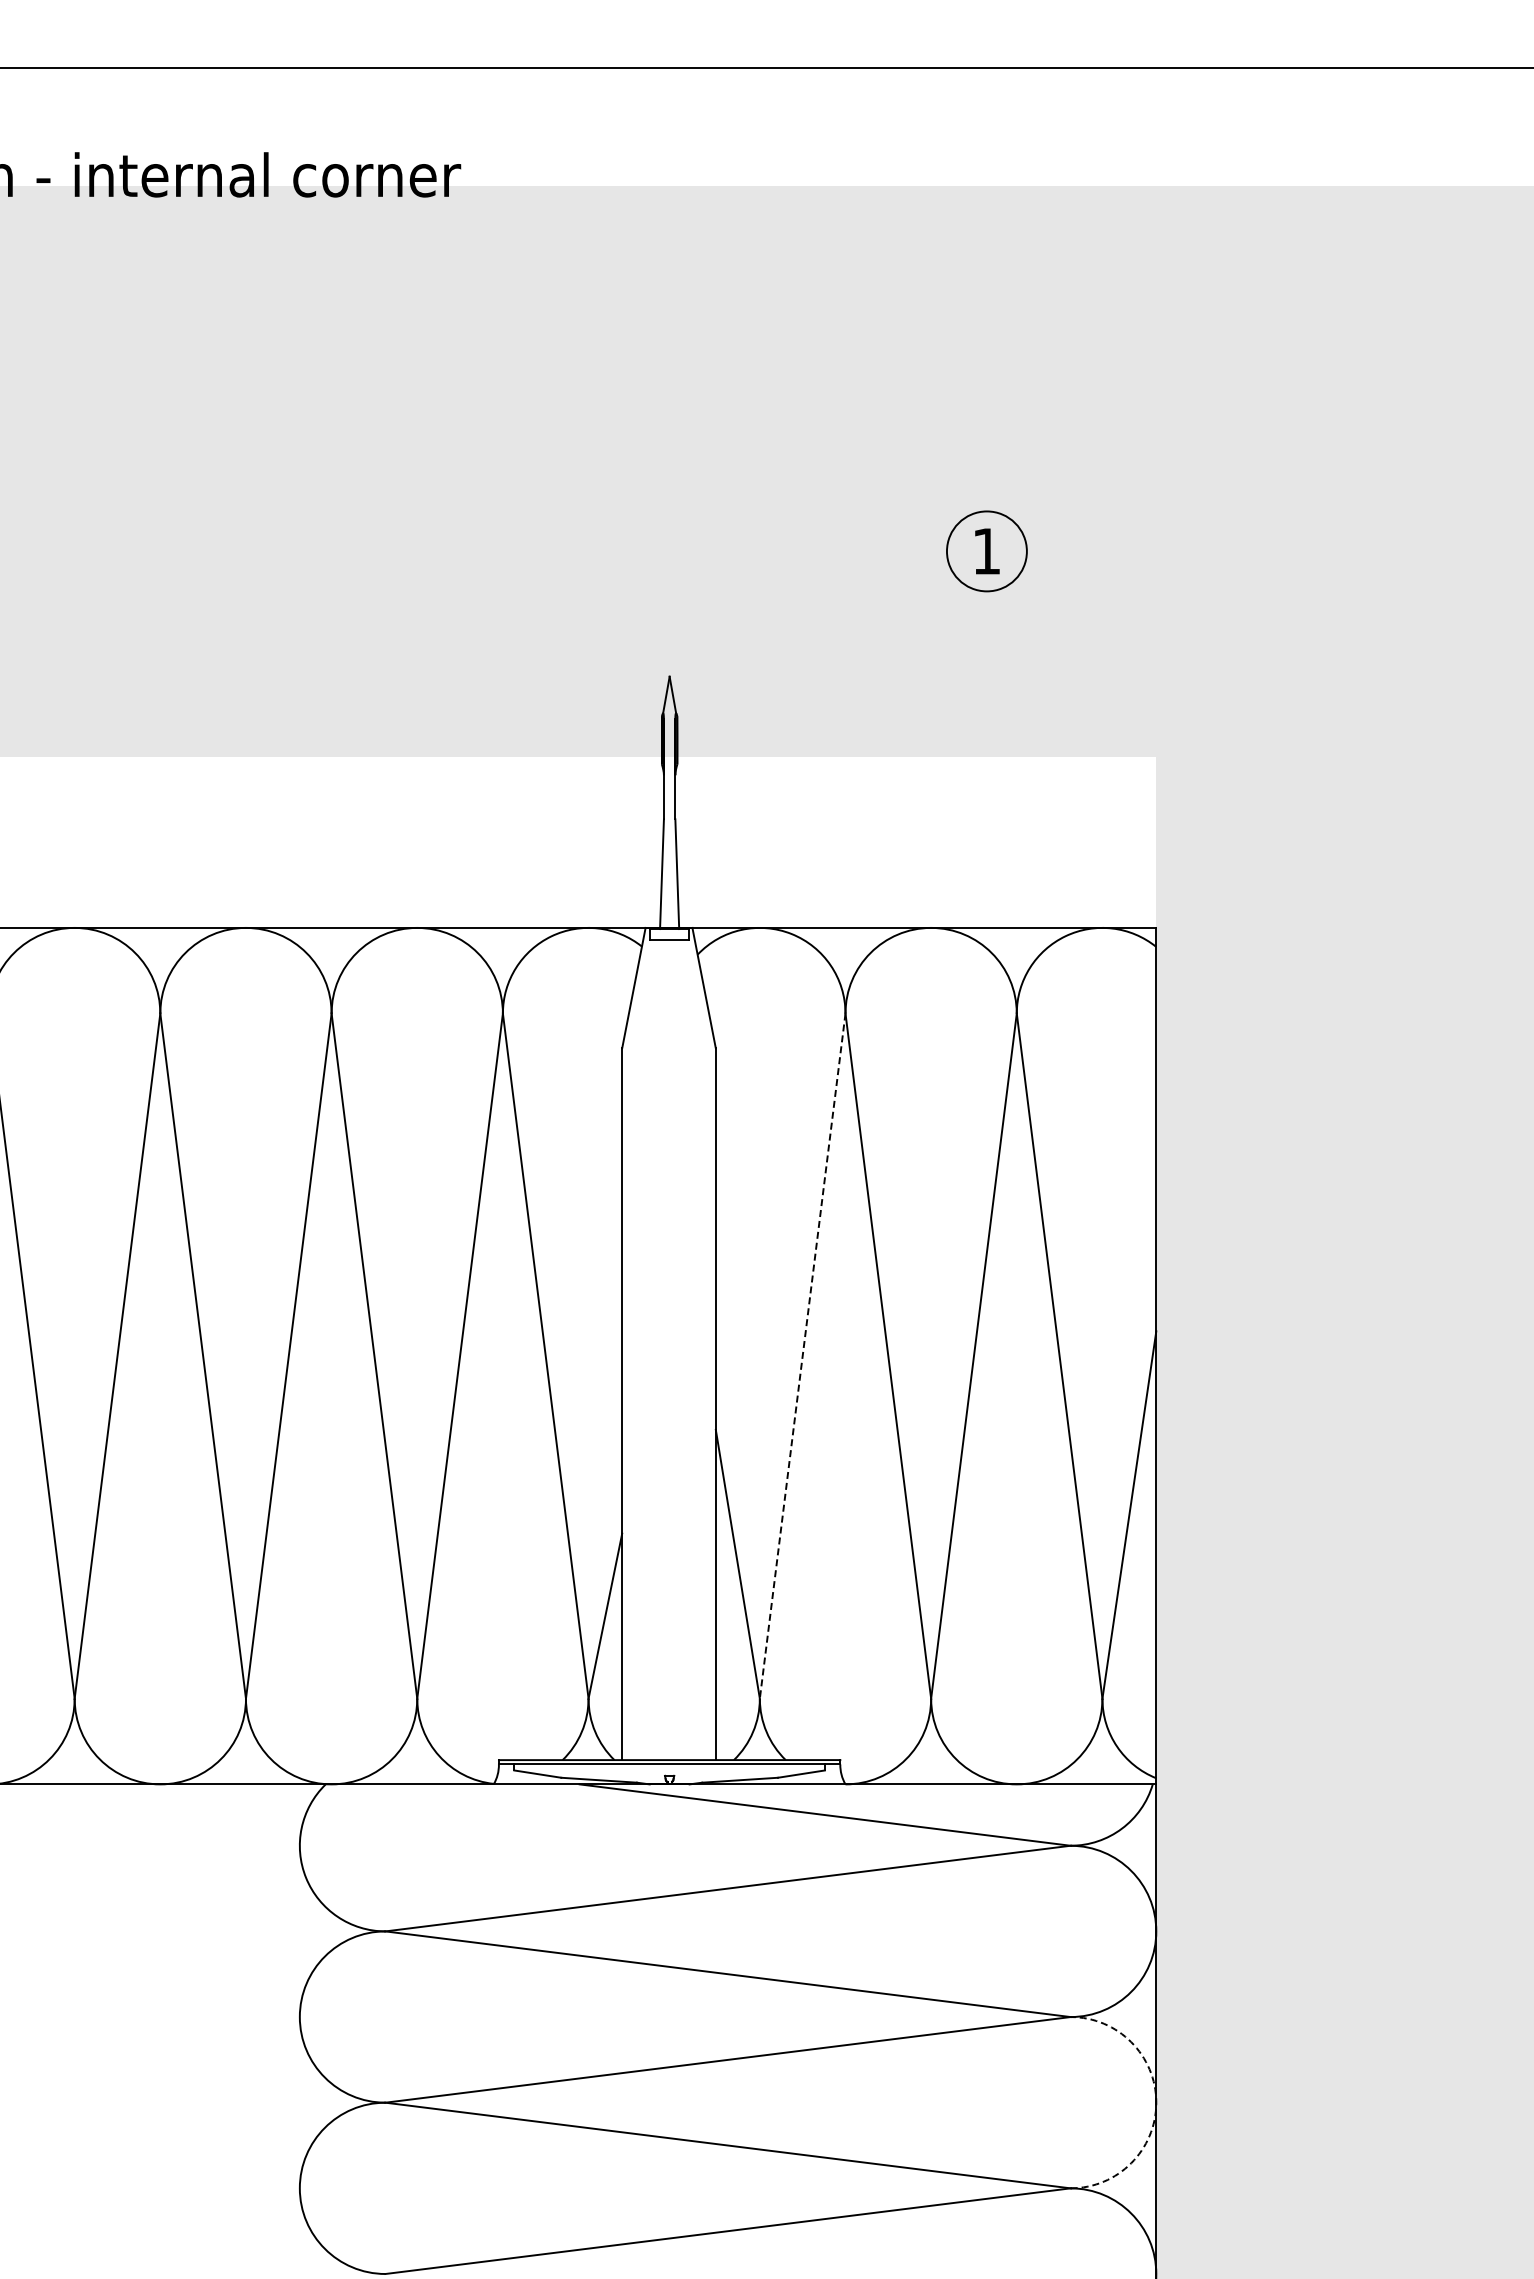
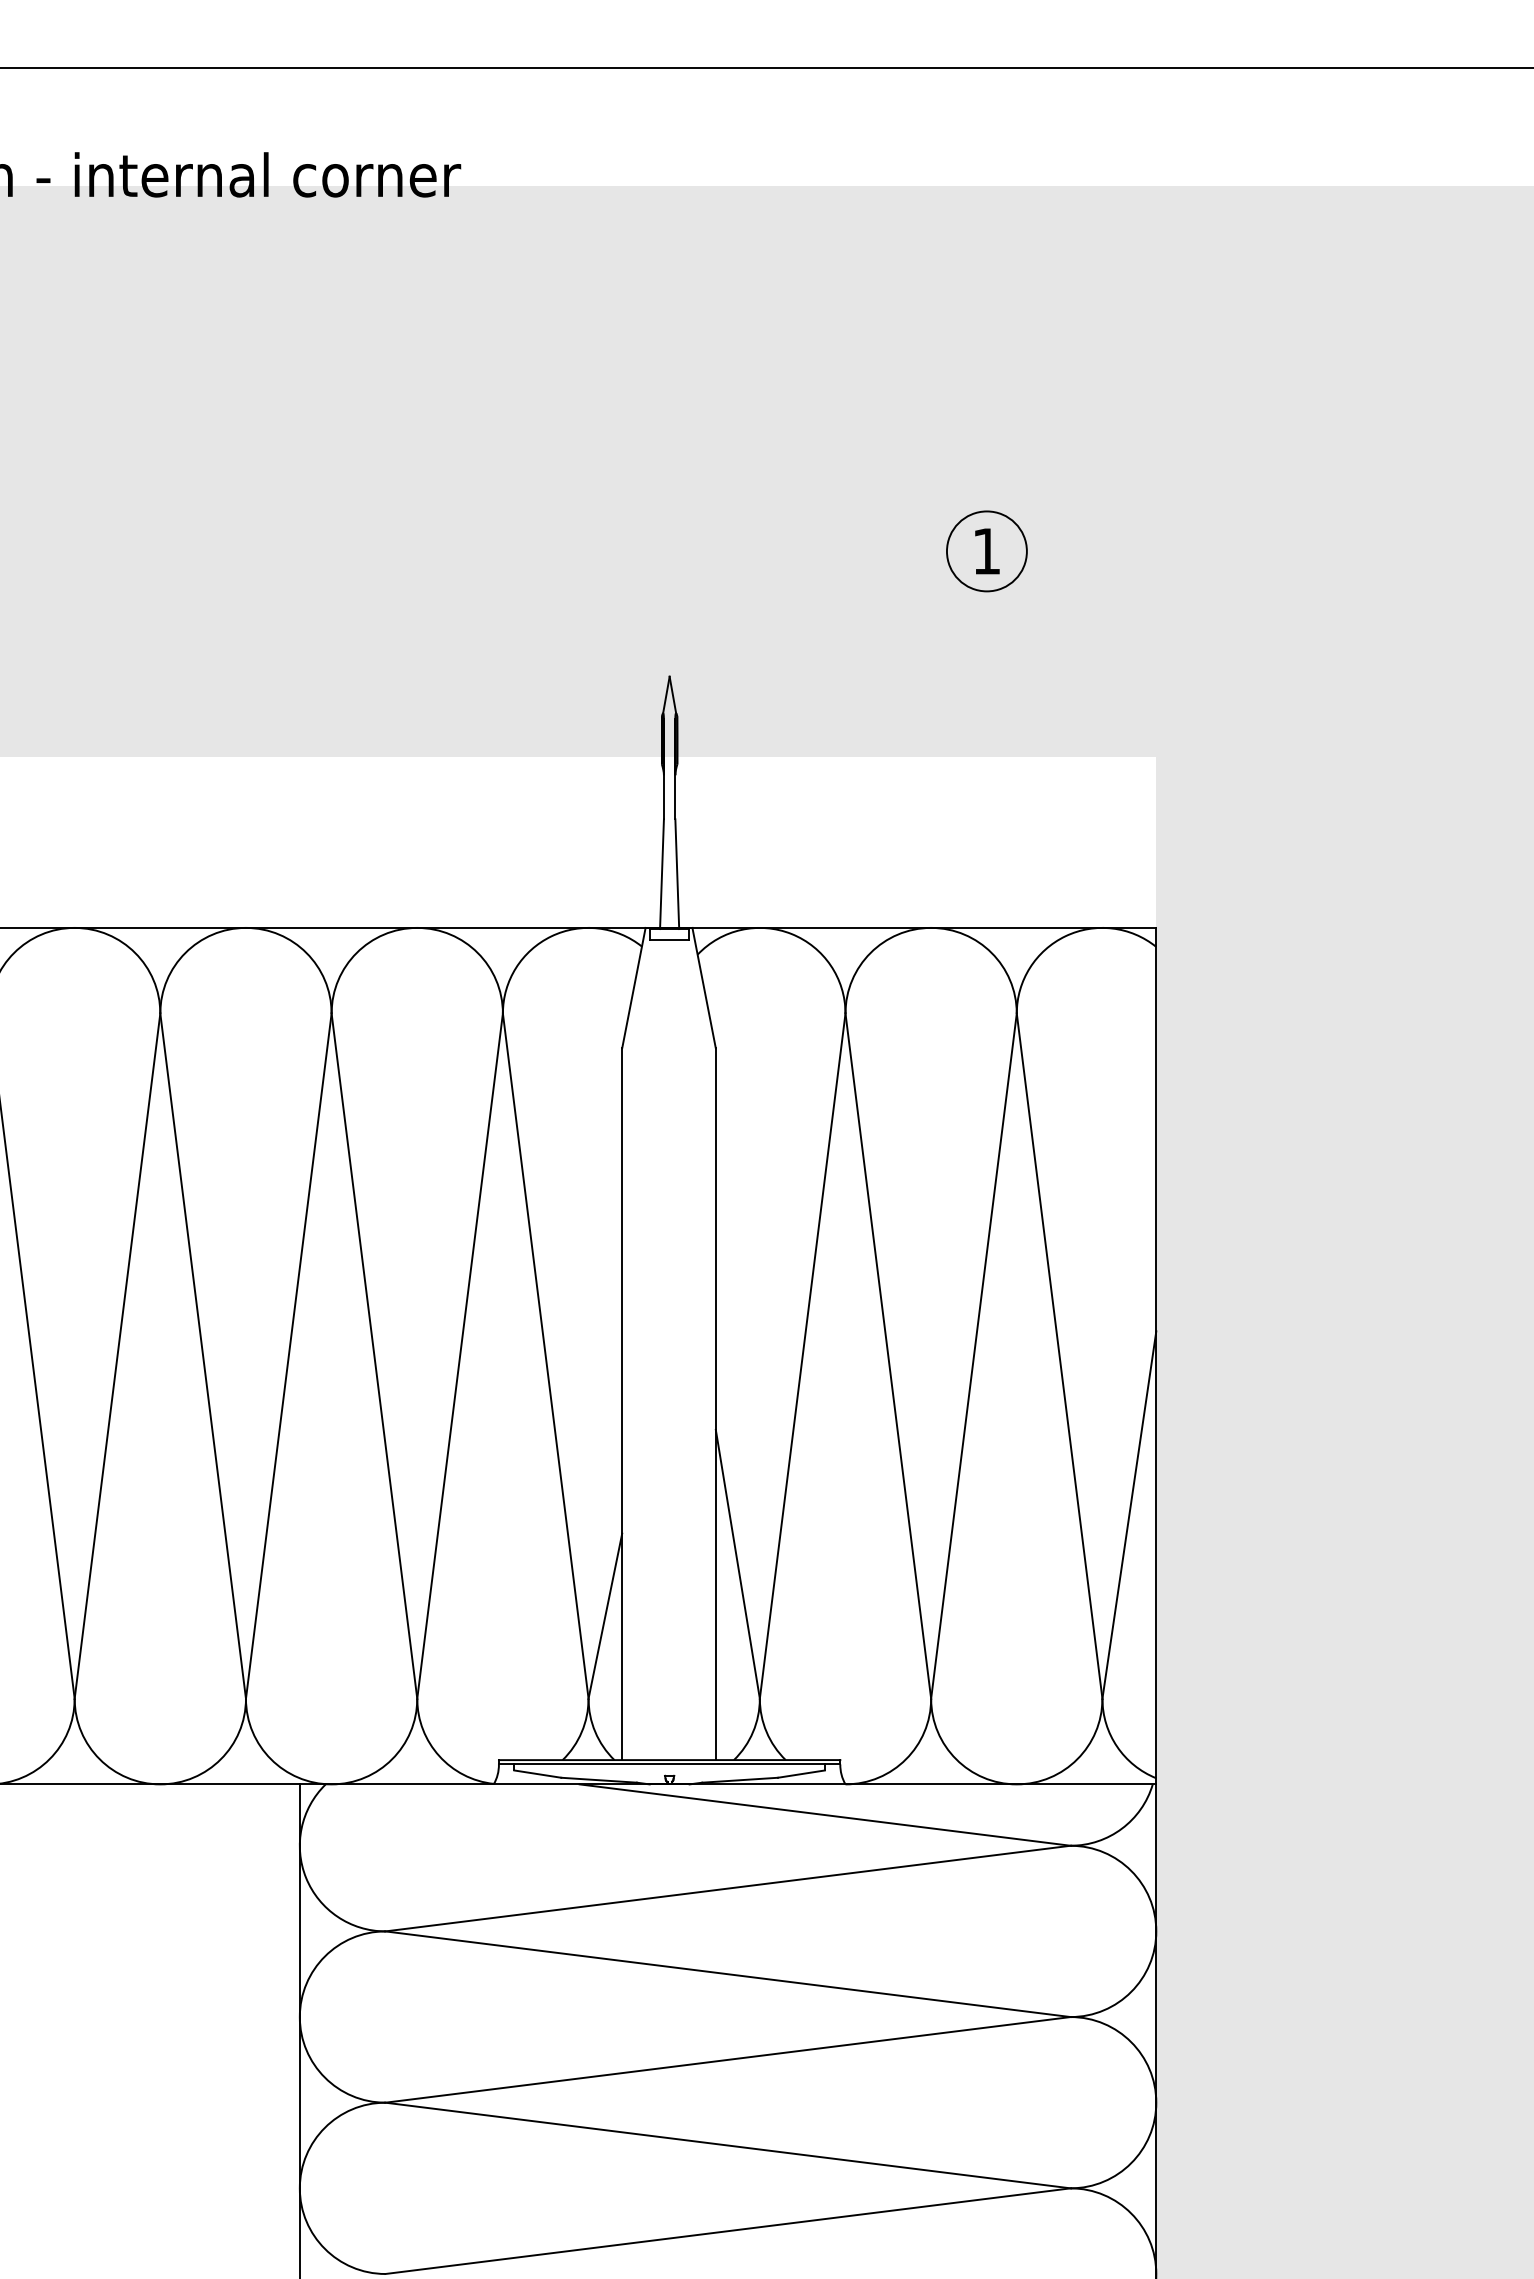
line: dashed -> solid (802, 1356)
line: none -> present (299, 2029)
arc: dashed -> solid (1156, 2102)
